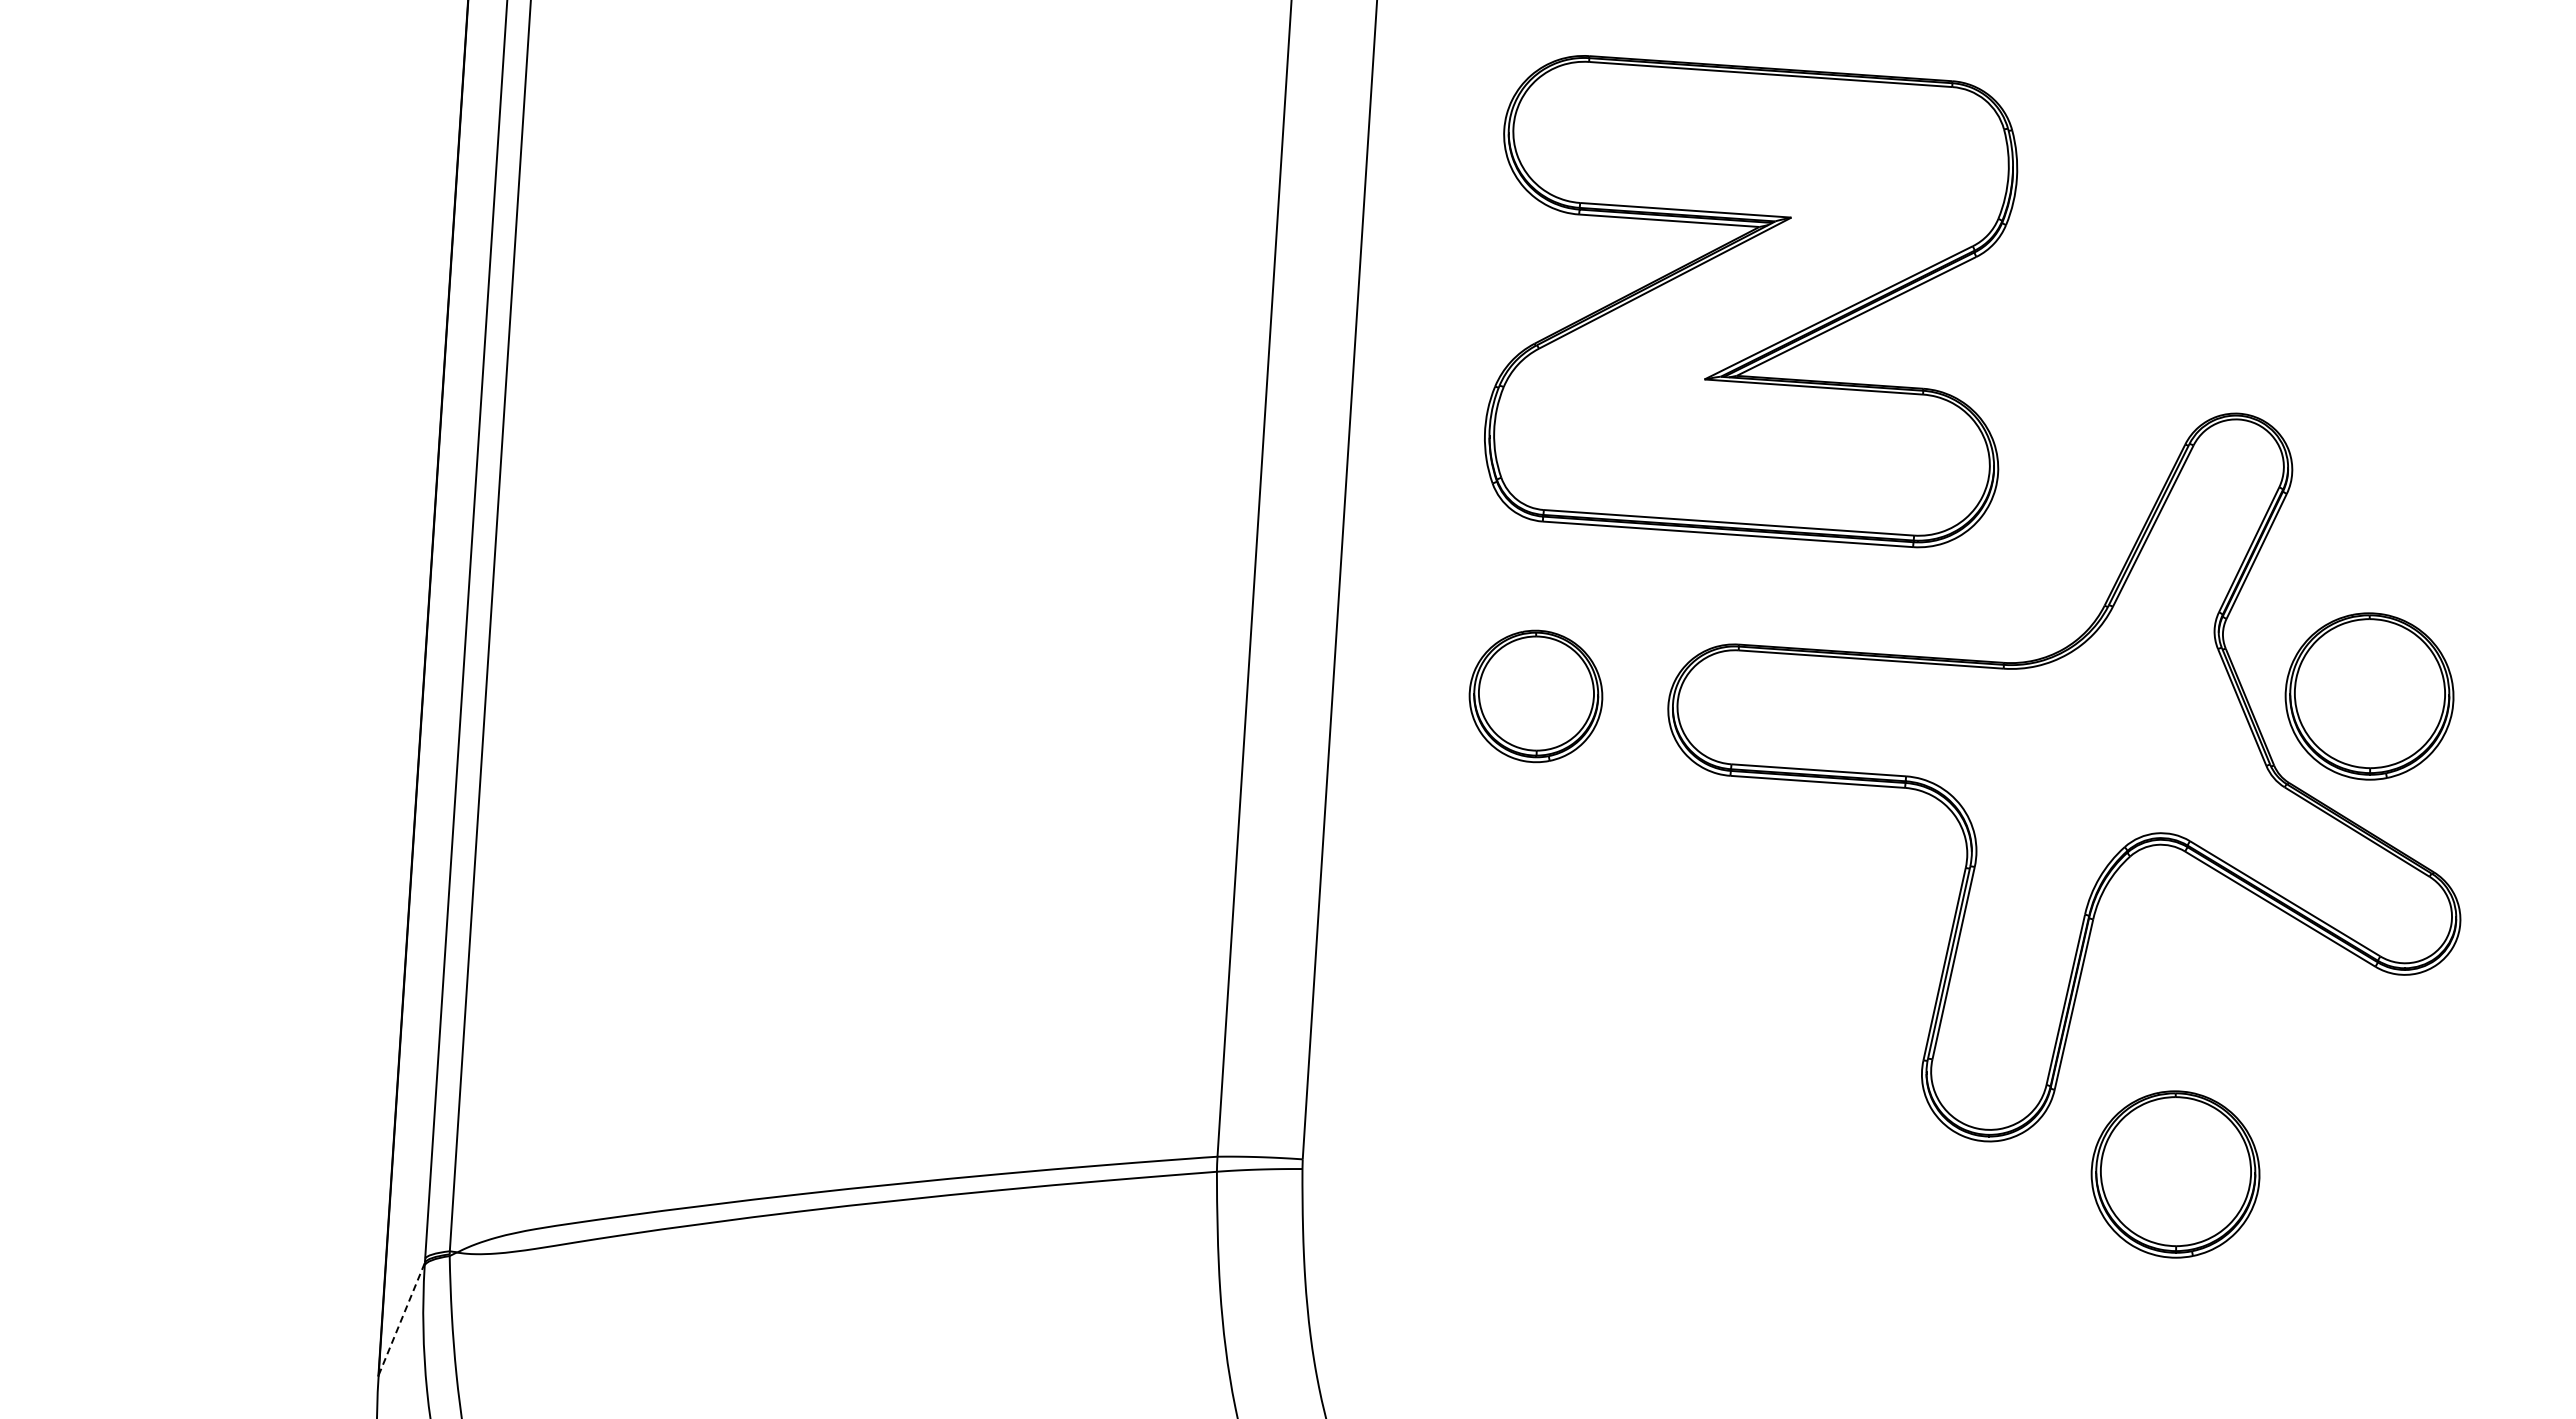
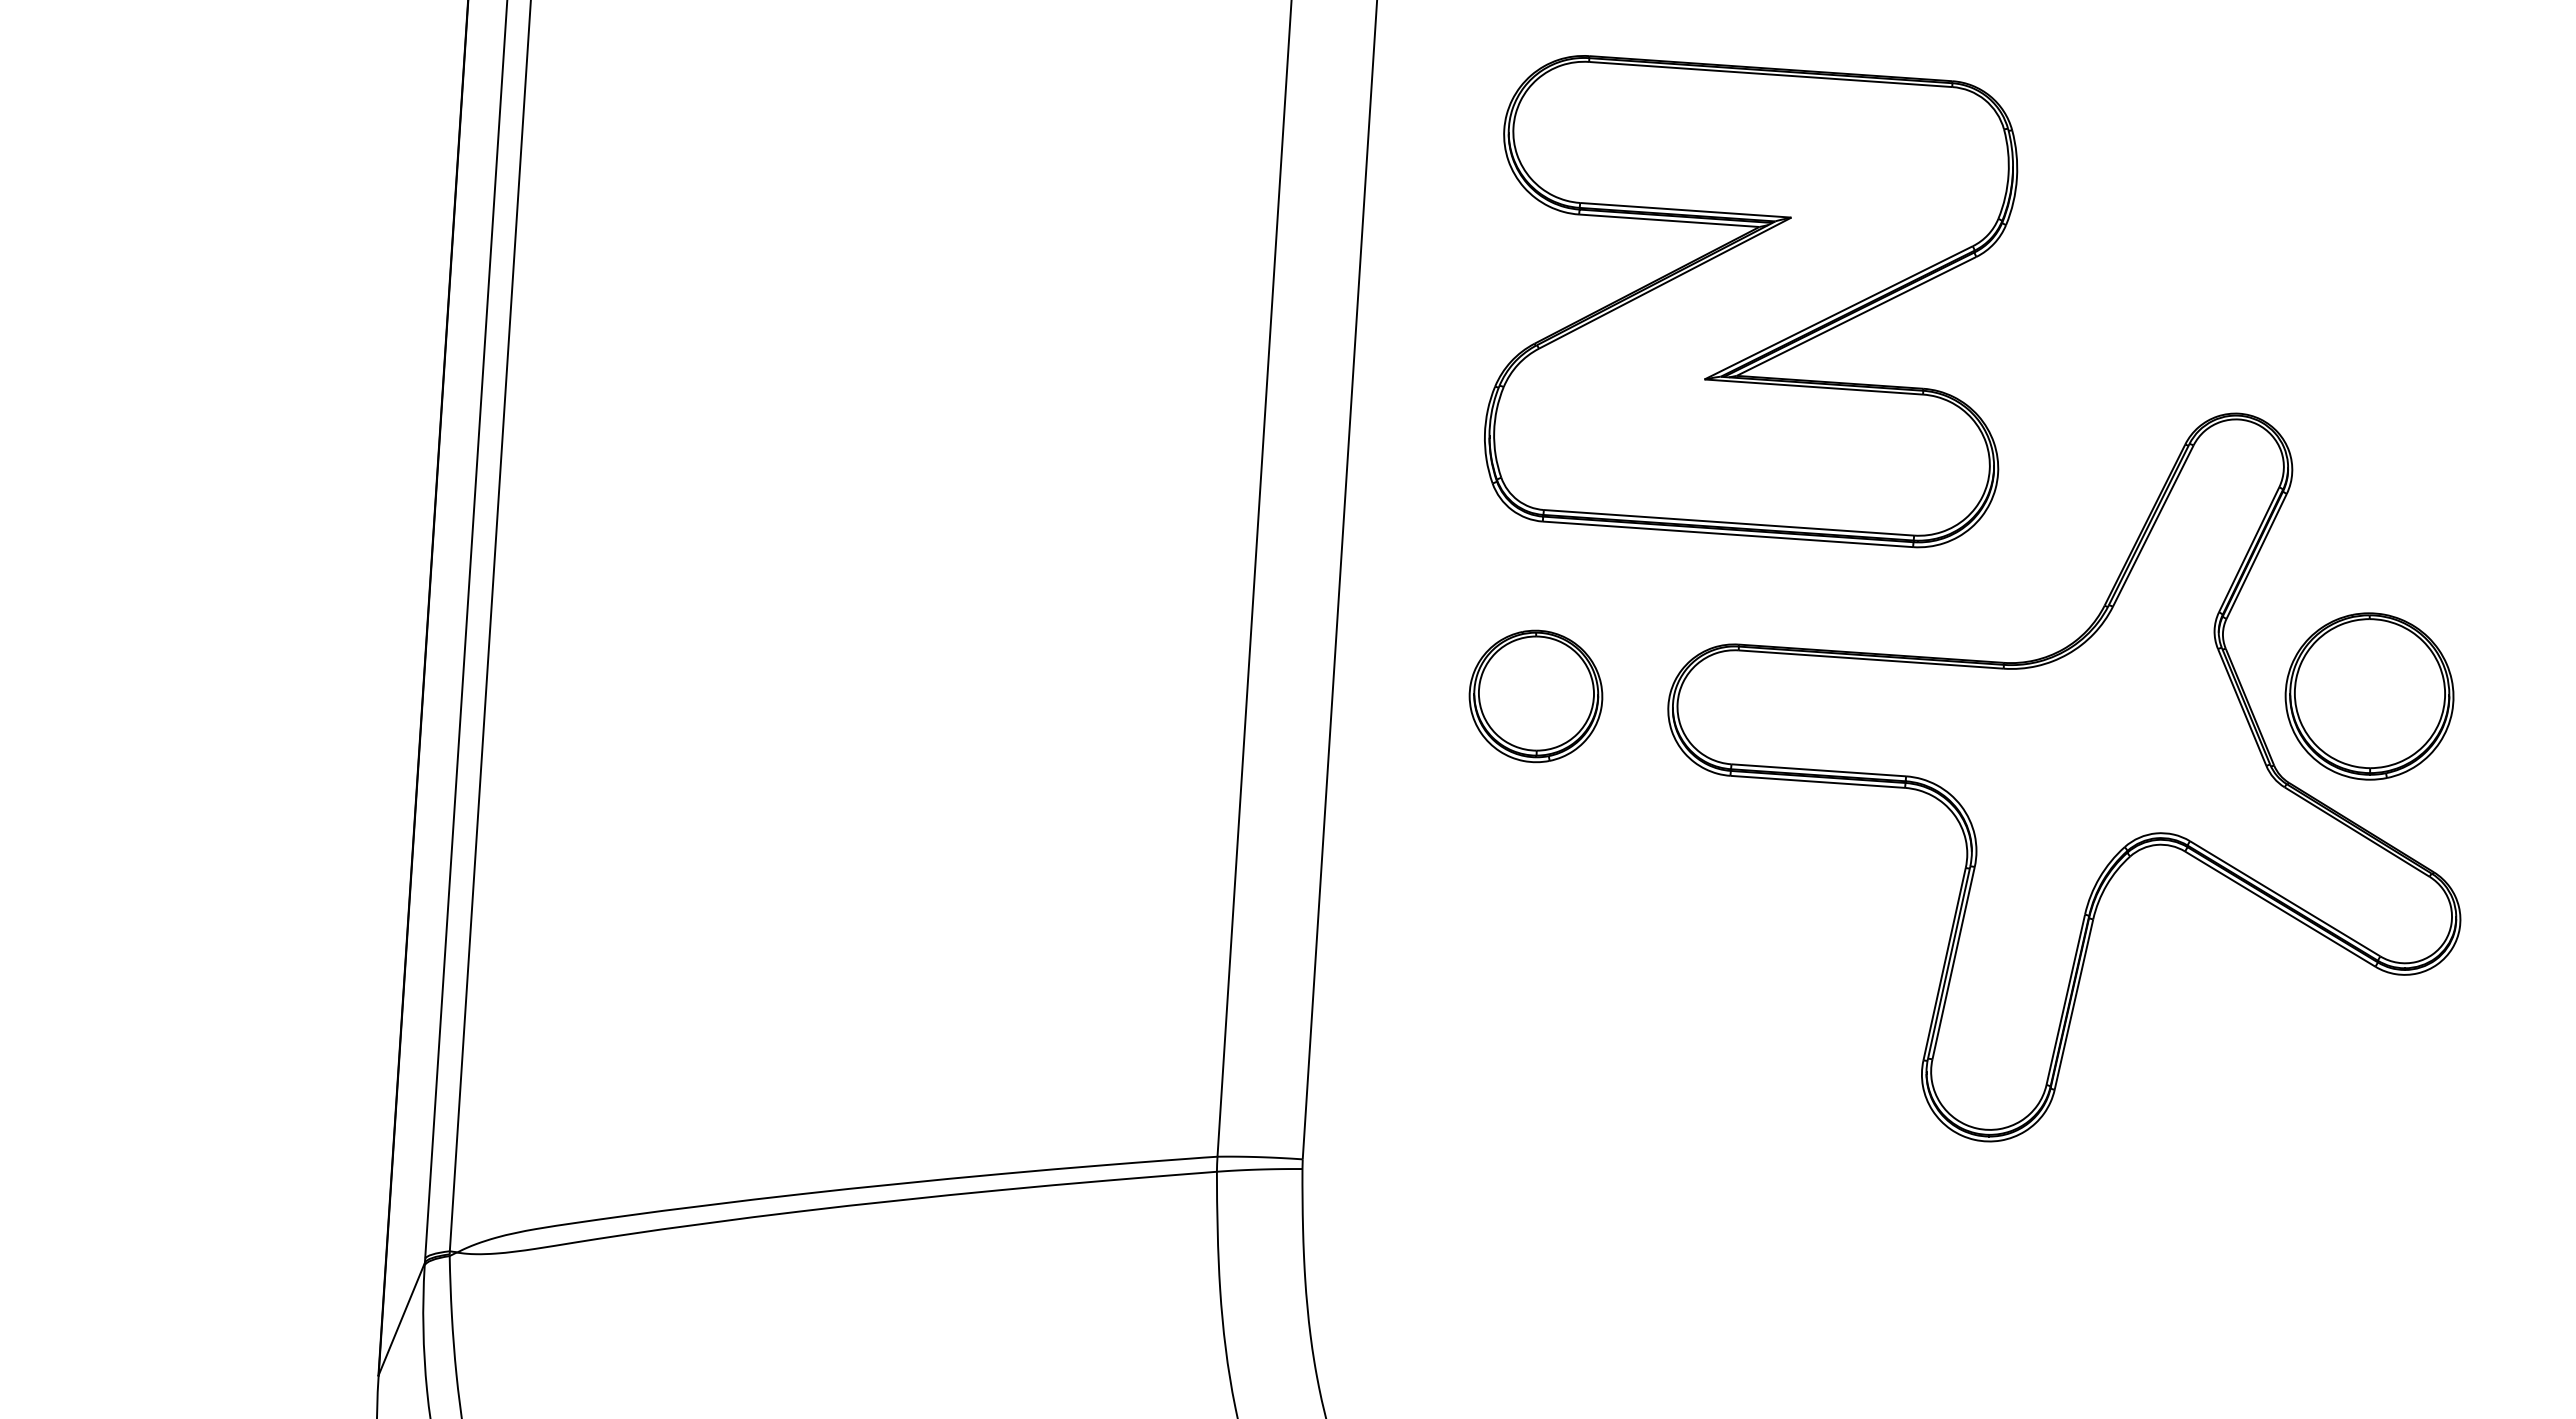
part: present -> none (2175, 1174)
line: dashed -> solid (401, 1319)
